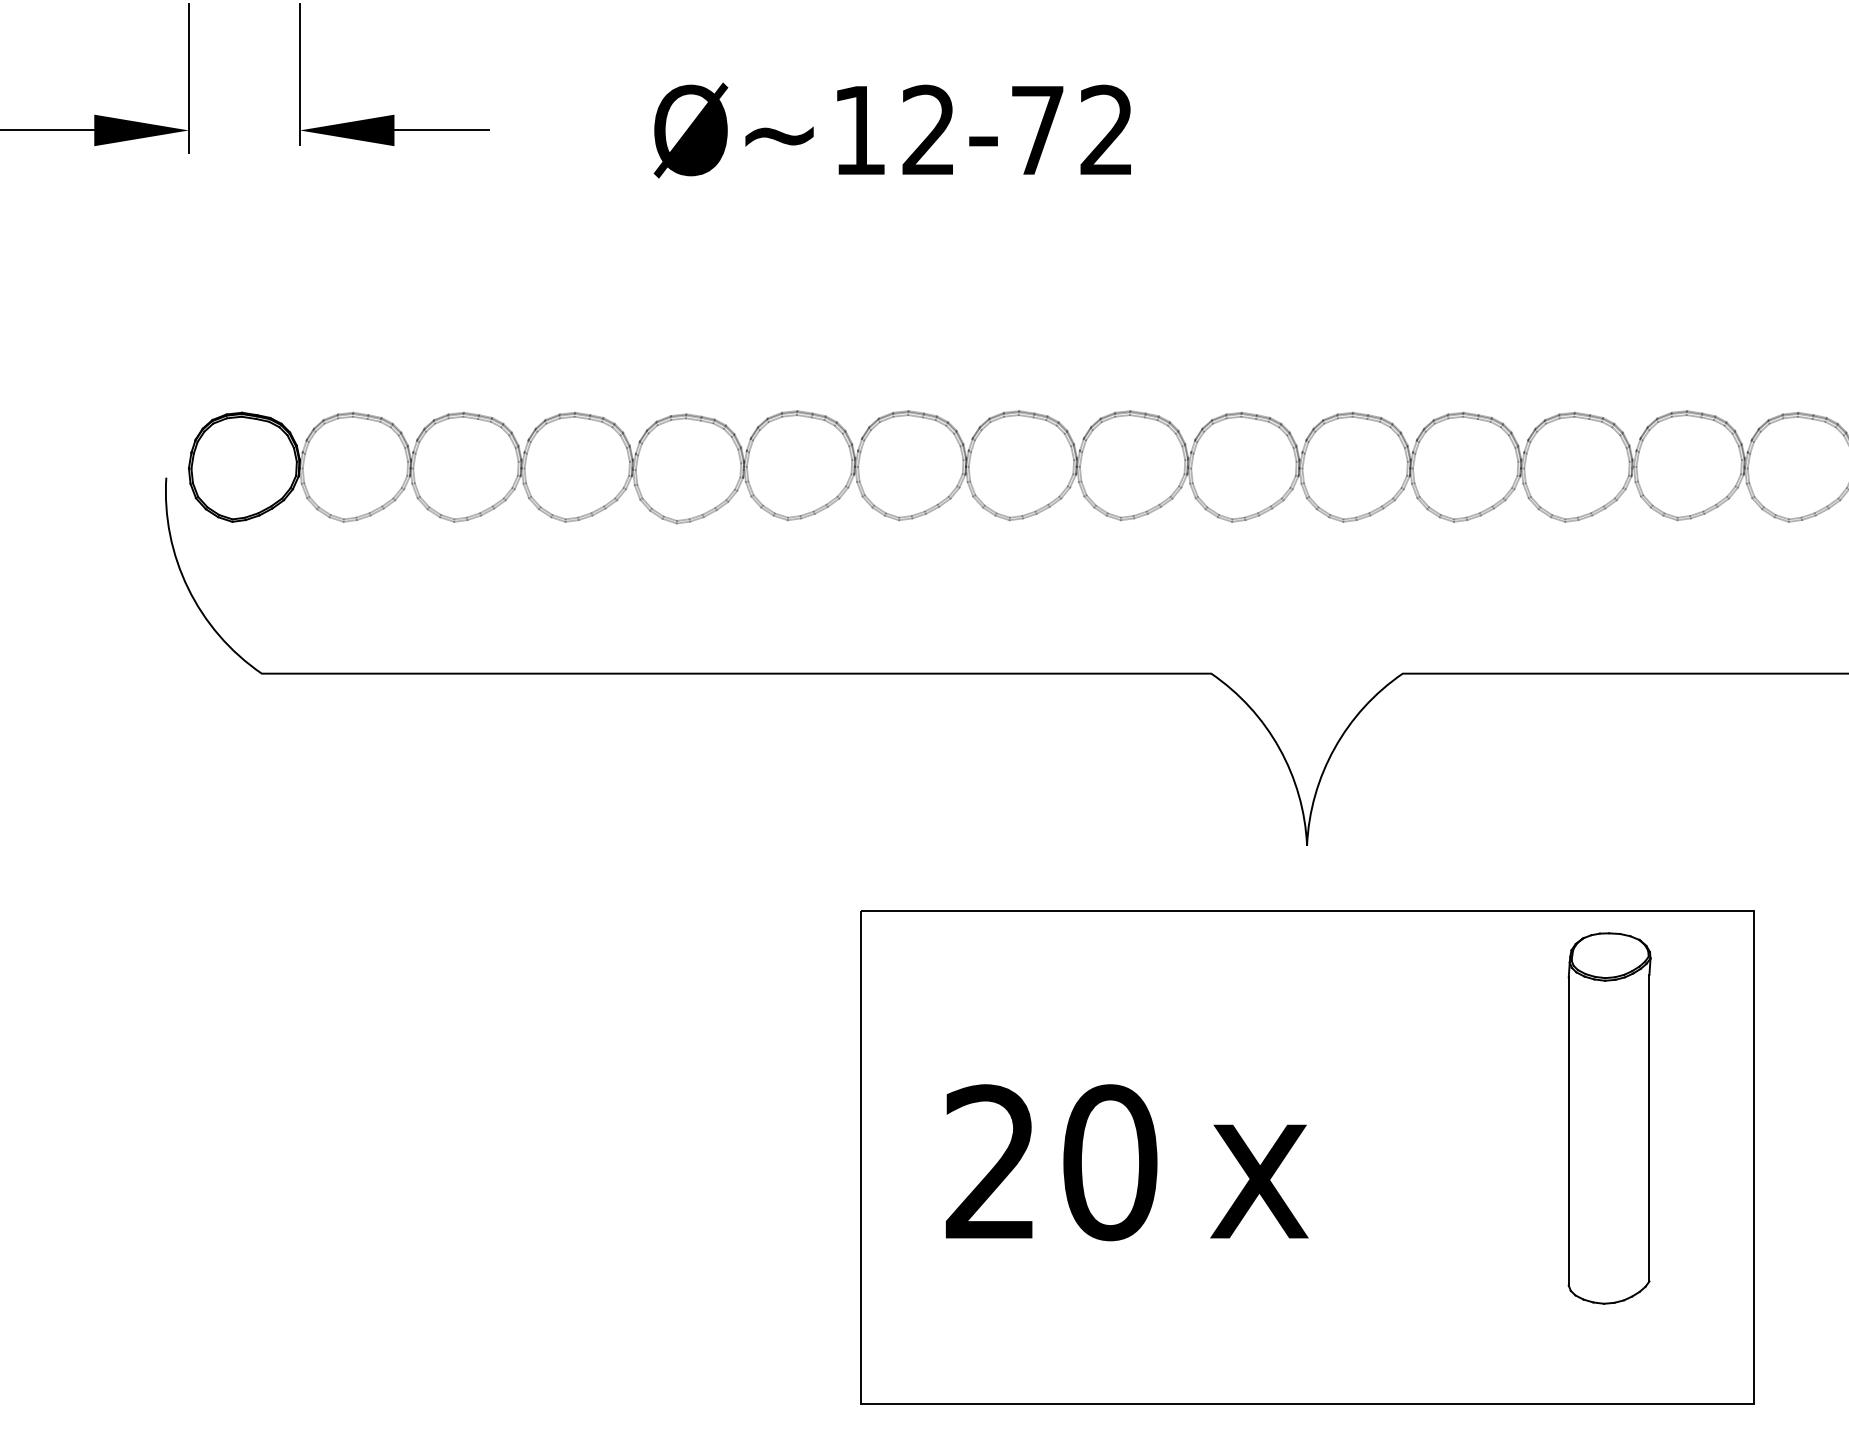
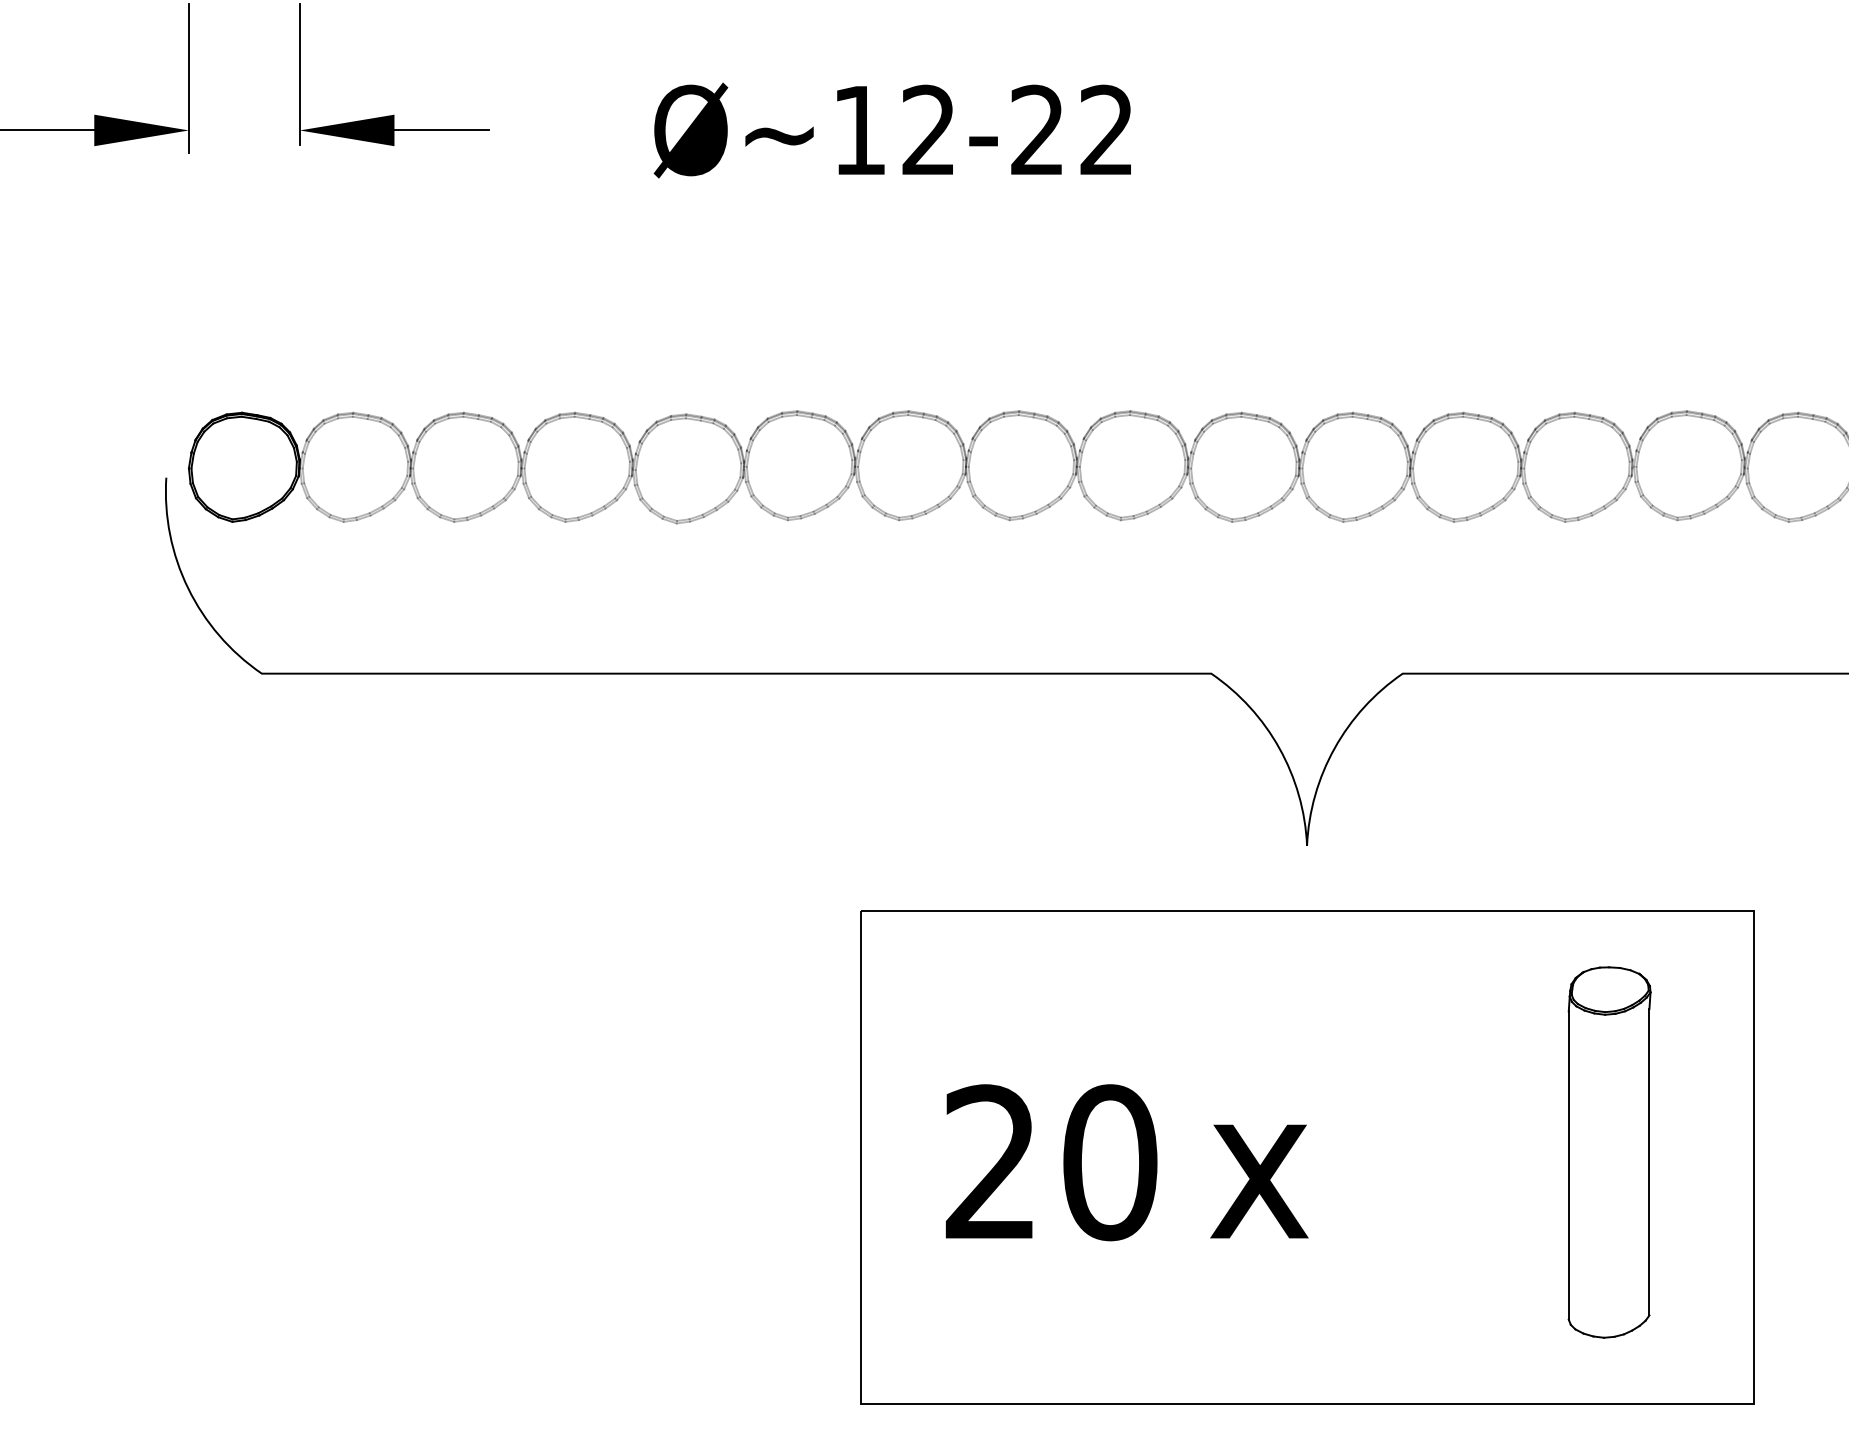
text: Ø~12-72 -> Ø~12-22 (1037, 129)
part position: (1609, 1118) -> (1609, 1152) (1609, 1152)
